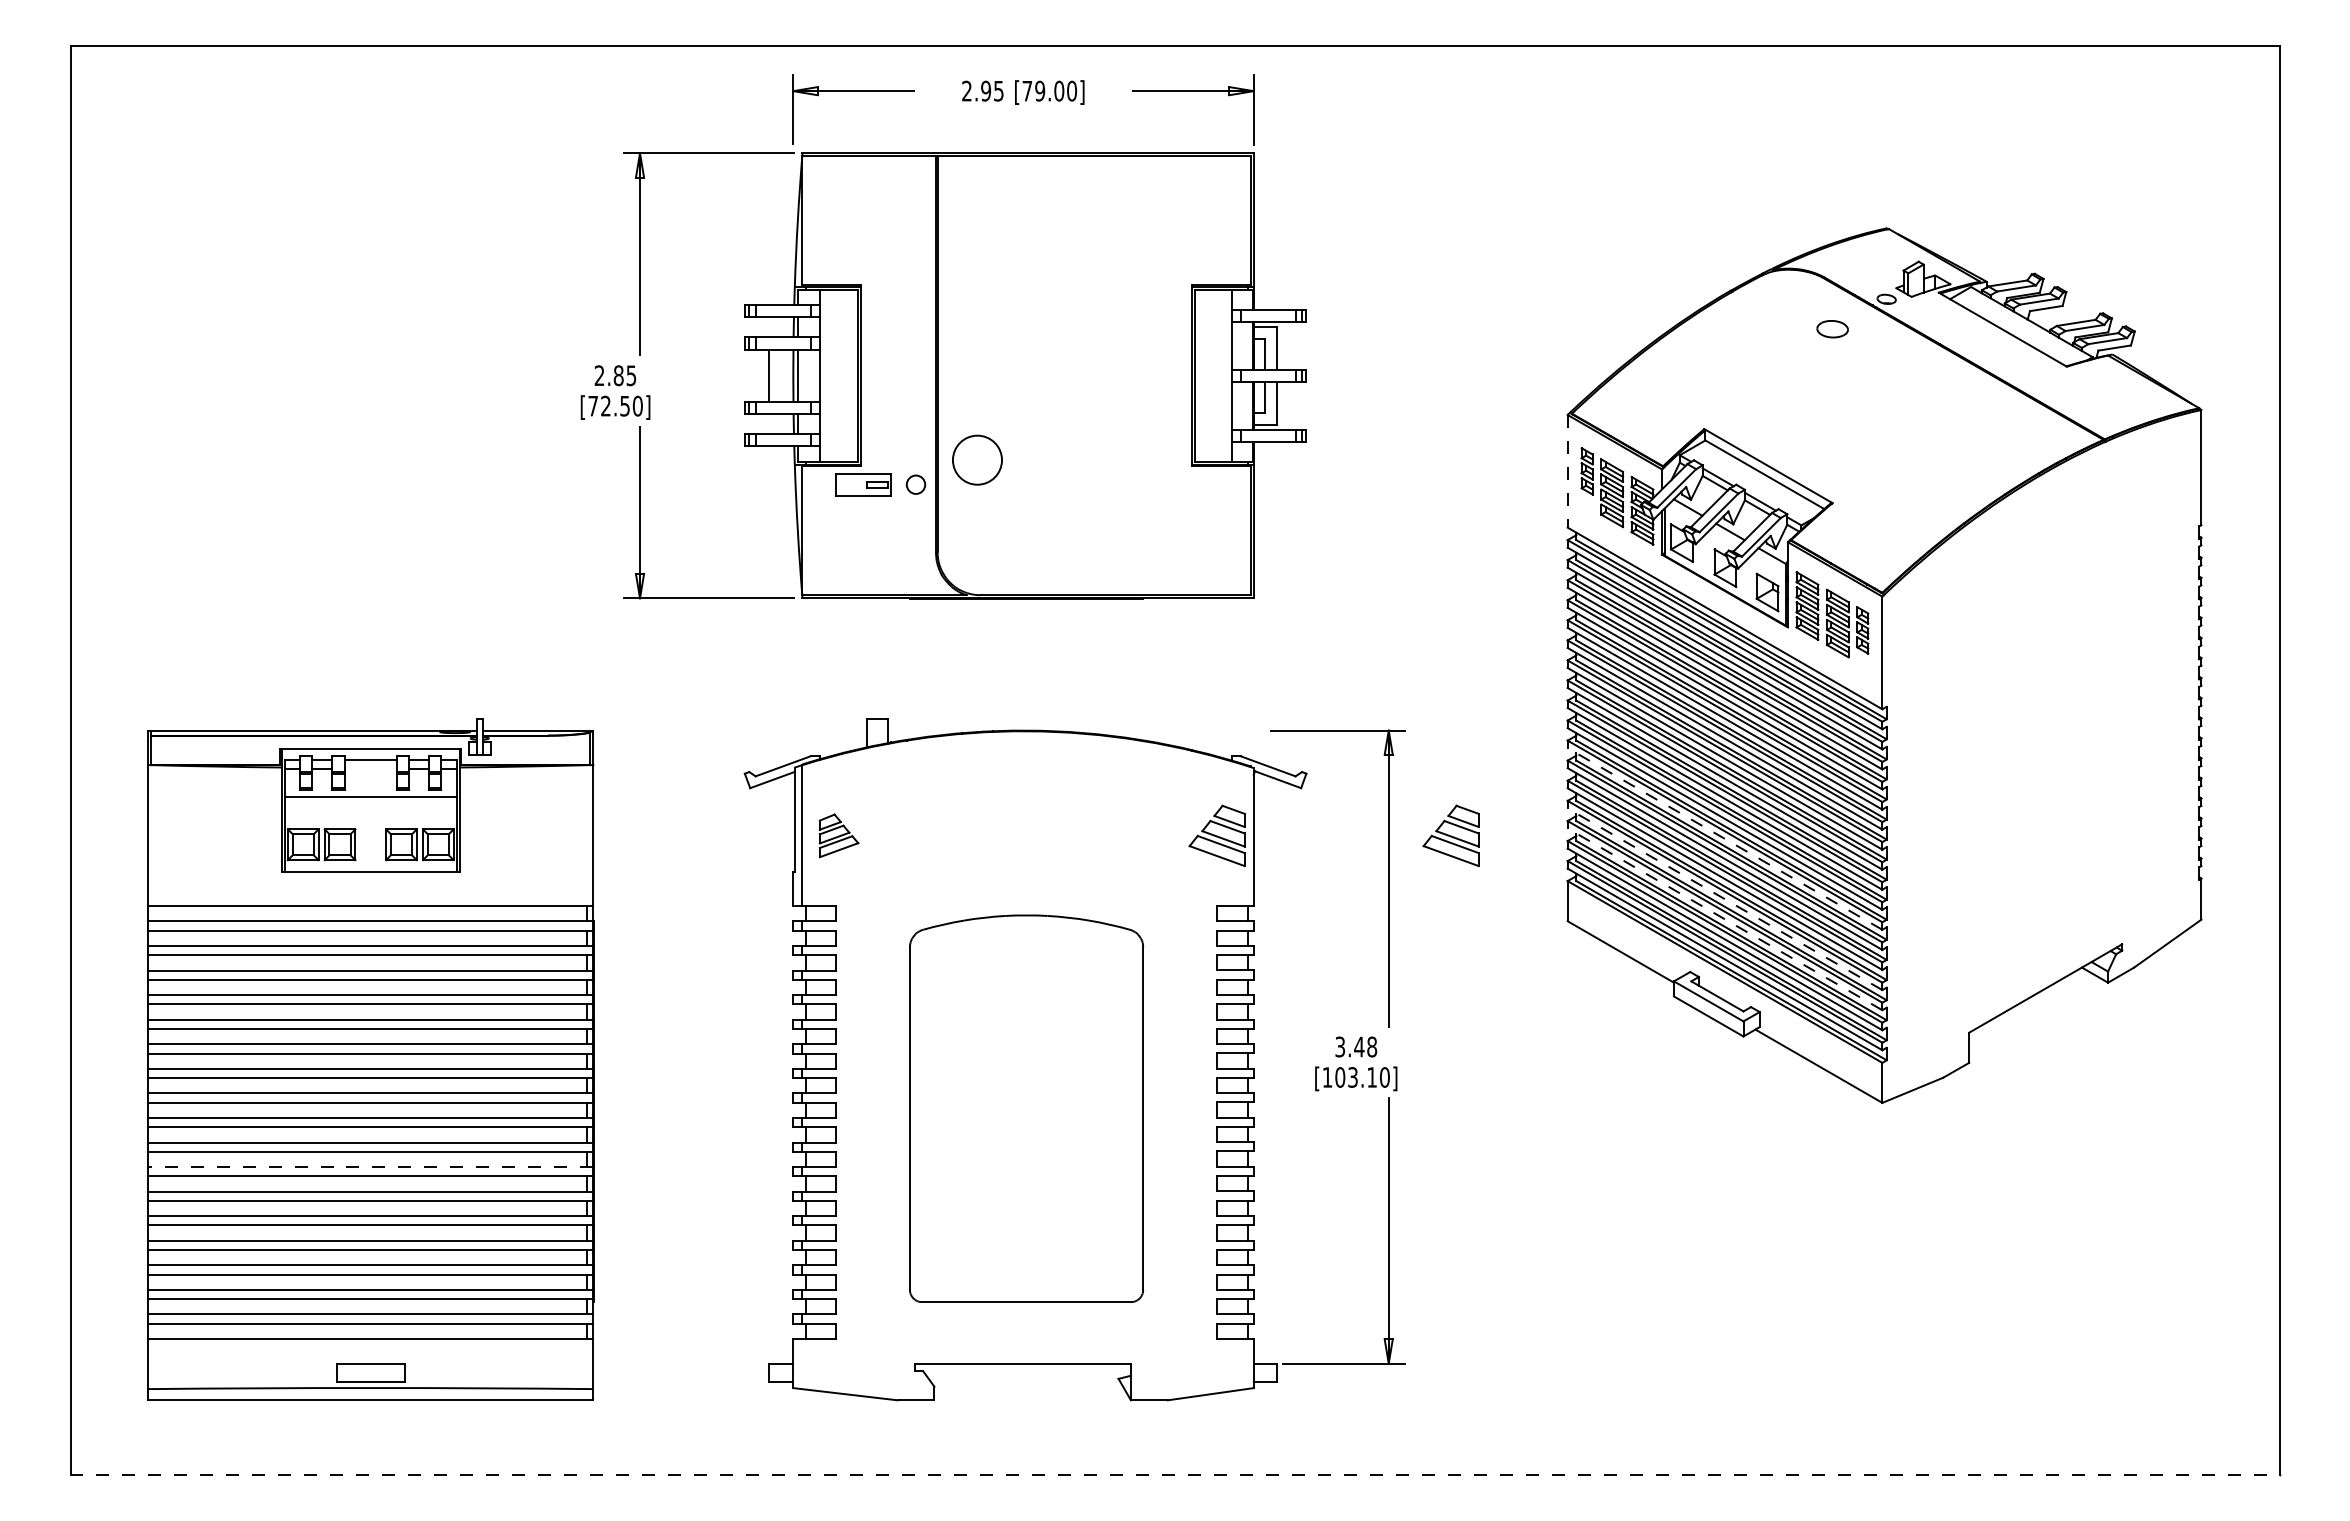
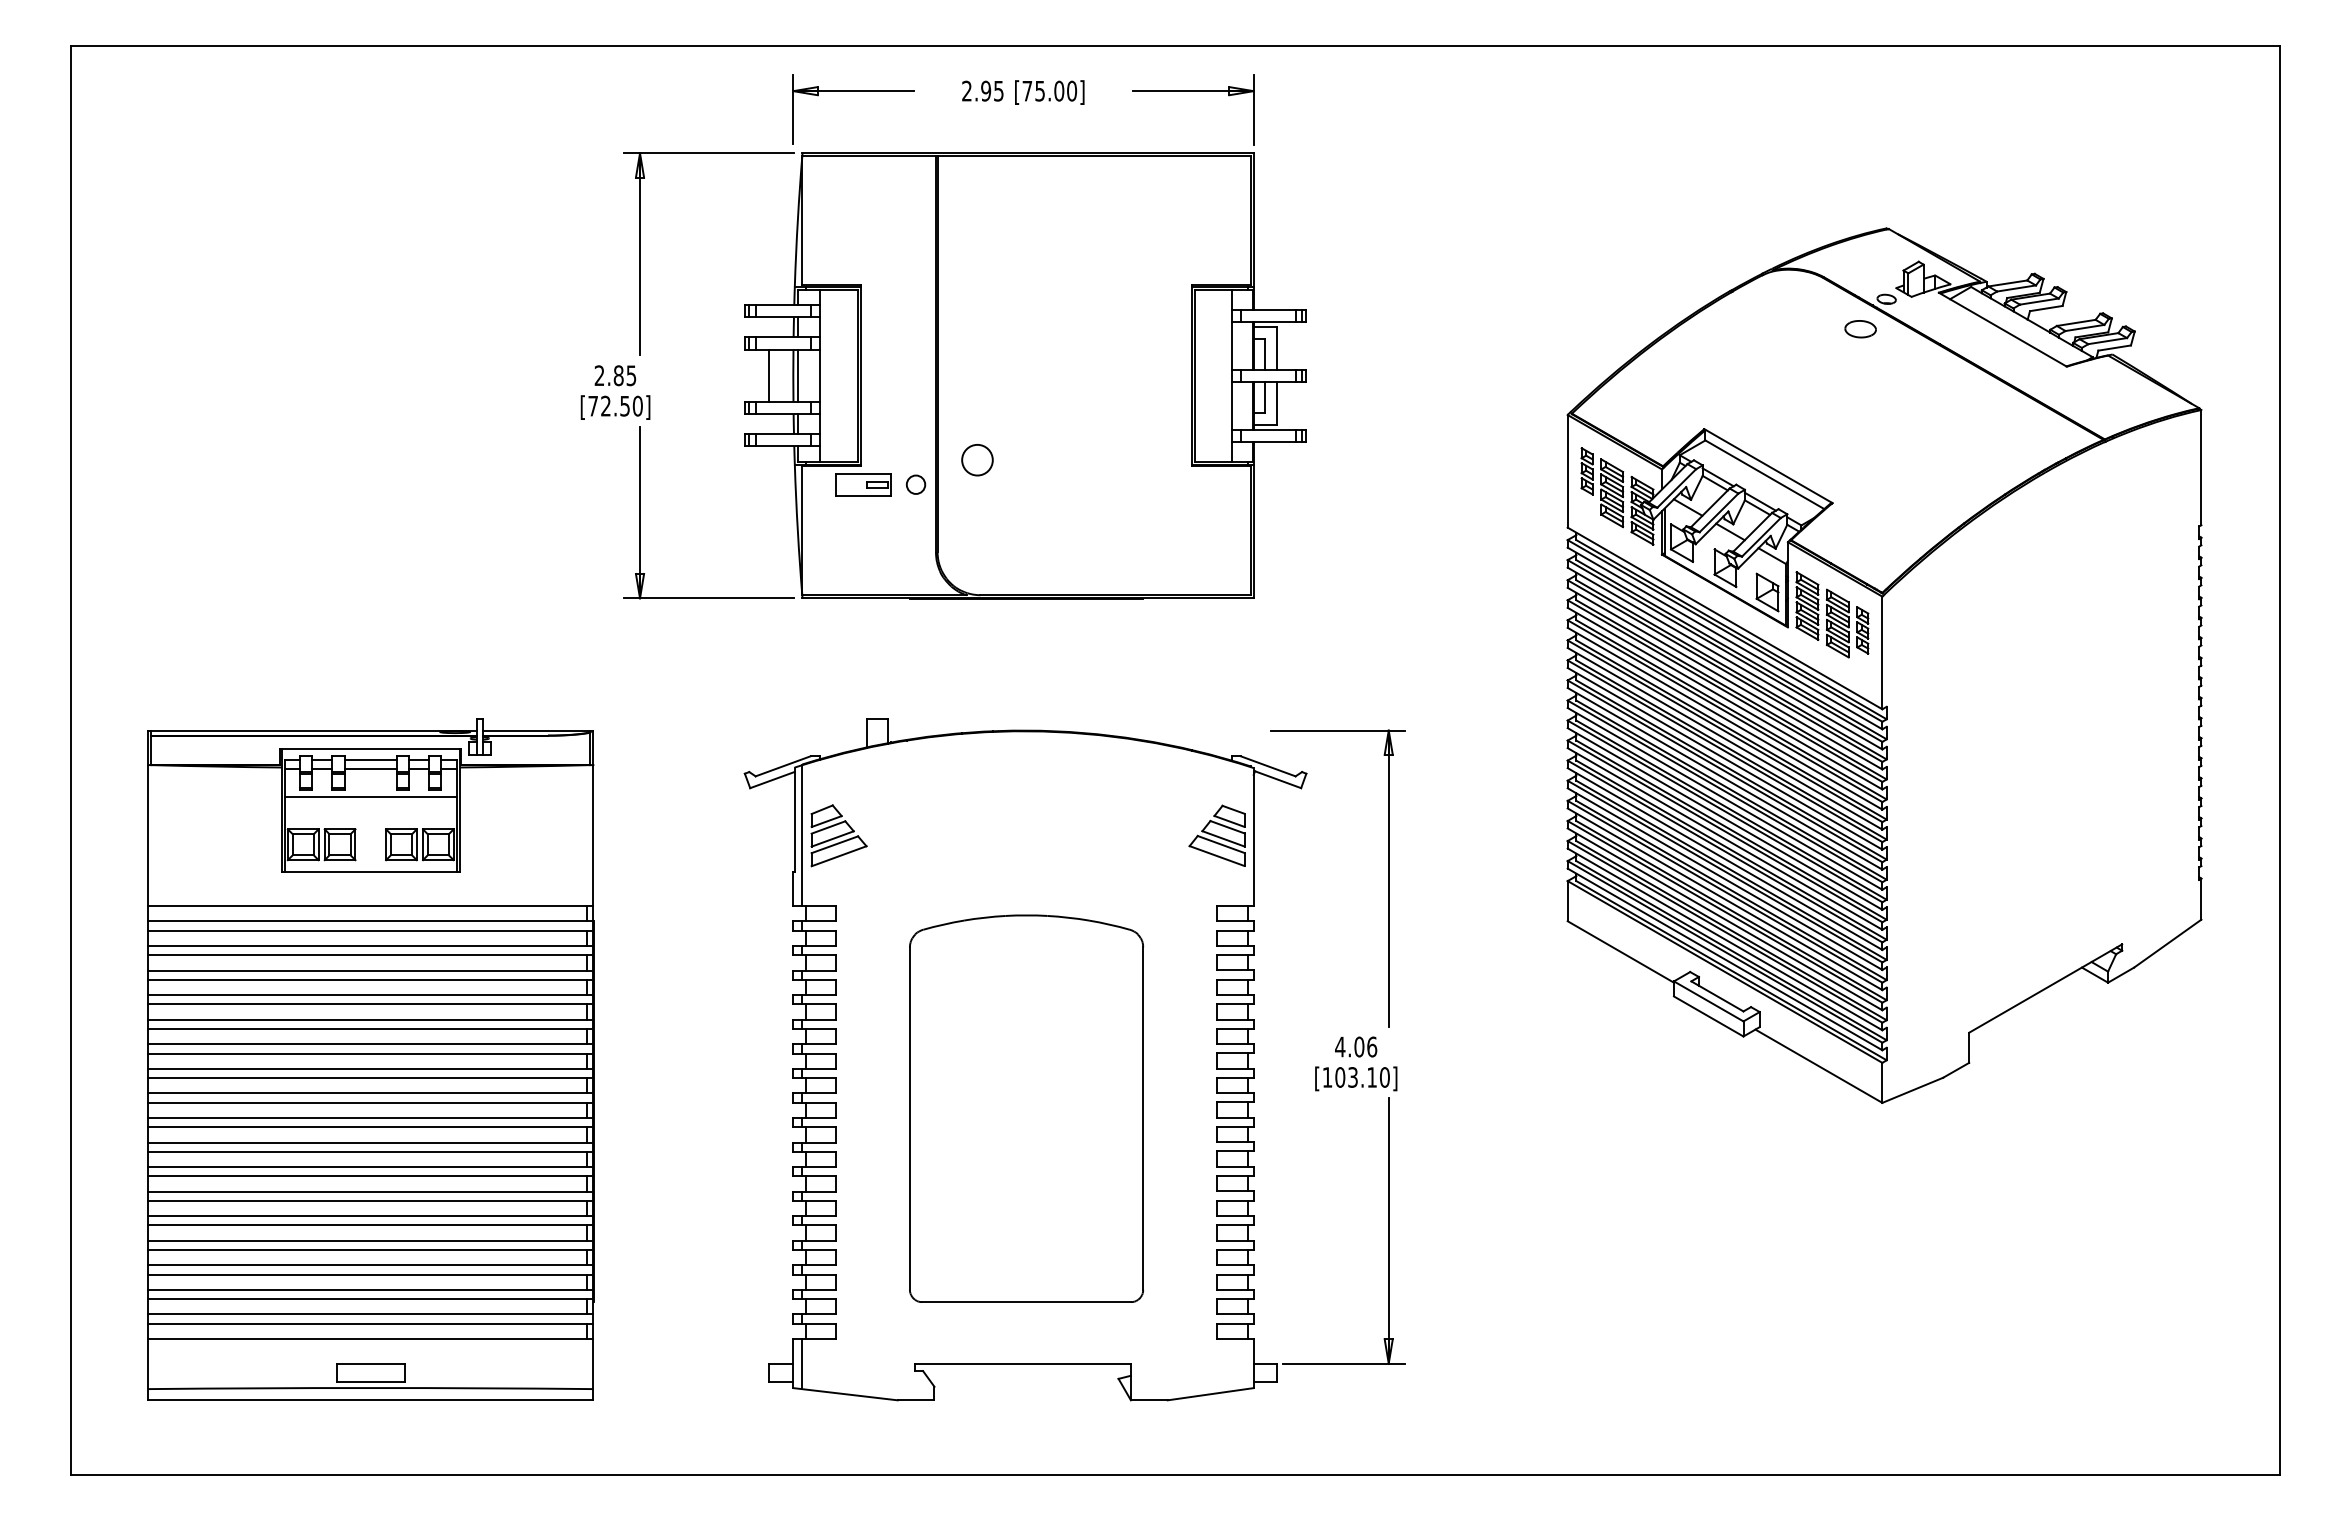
text: [79.00] -> [75.00] (1040, 90)
part position: (1832, 329) -> (1860, 329) (1860, 329)
circle diameter: 49 px -> 31 px (977, 459)
line: dashed -> solid (1567, 471)
line: none -> present (370, 769)
part size: 42x46 px -> 58x64 px (838, 835)
part: present -> none (1450, 835)
line: dashed -> solid (1725, 838)
line: dashed -> solid (1725, 899)
line: dashed -> solid (1725, 919)
text: 3.48 -> 4.06 (1356, 1046)
line: dashed -> solid (370, 1167)
line: none -> present (802, 1363)
line: dashed -> solid (1175, 1475)
